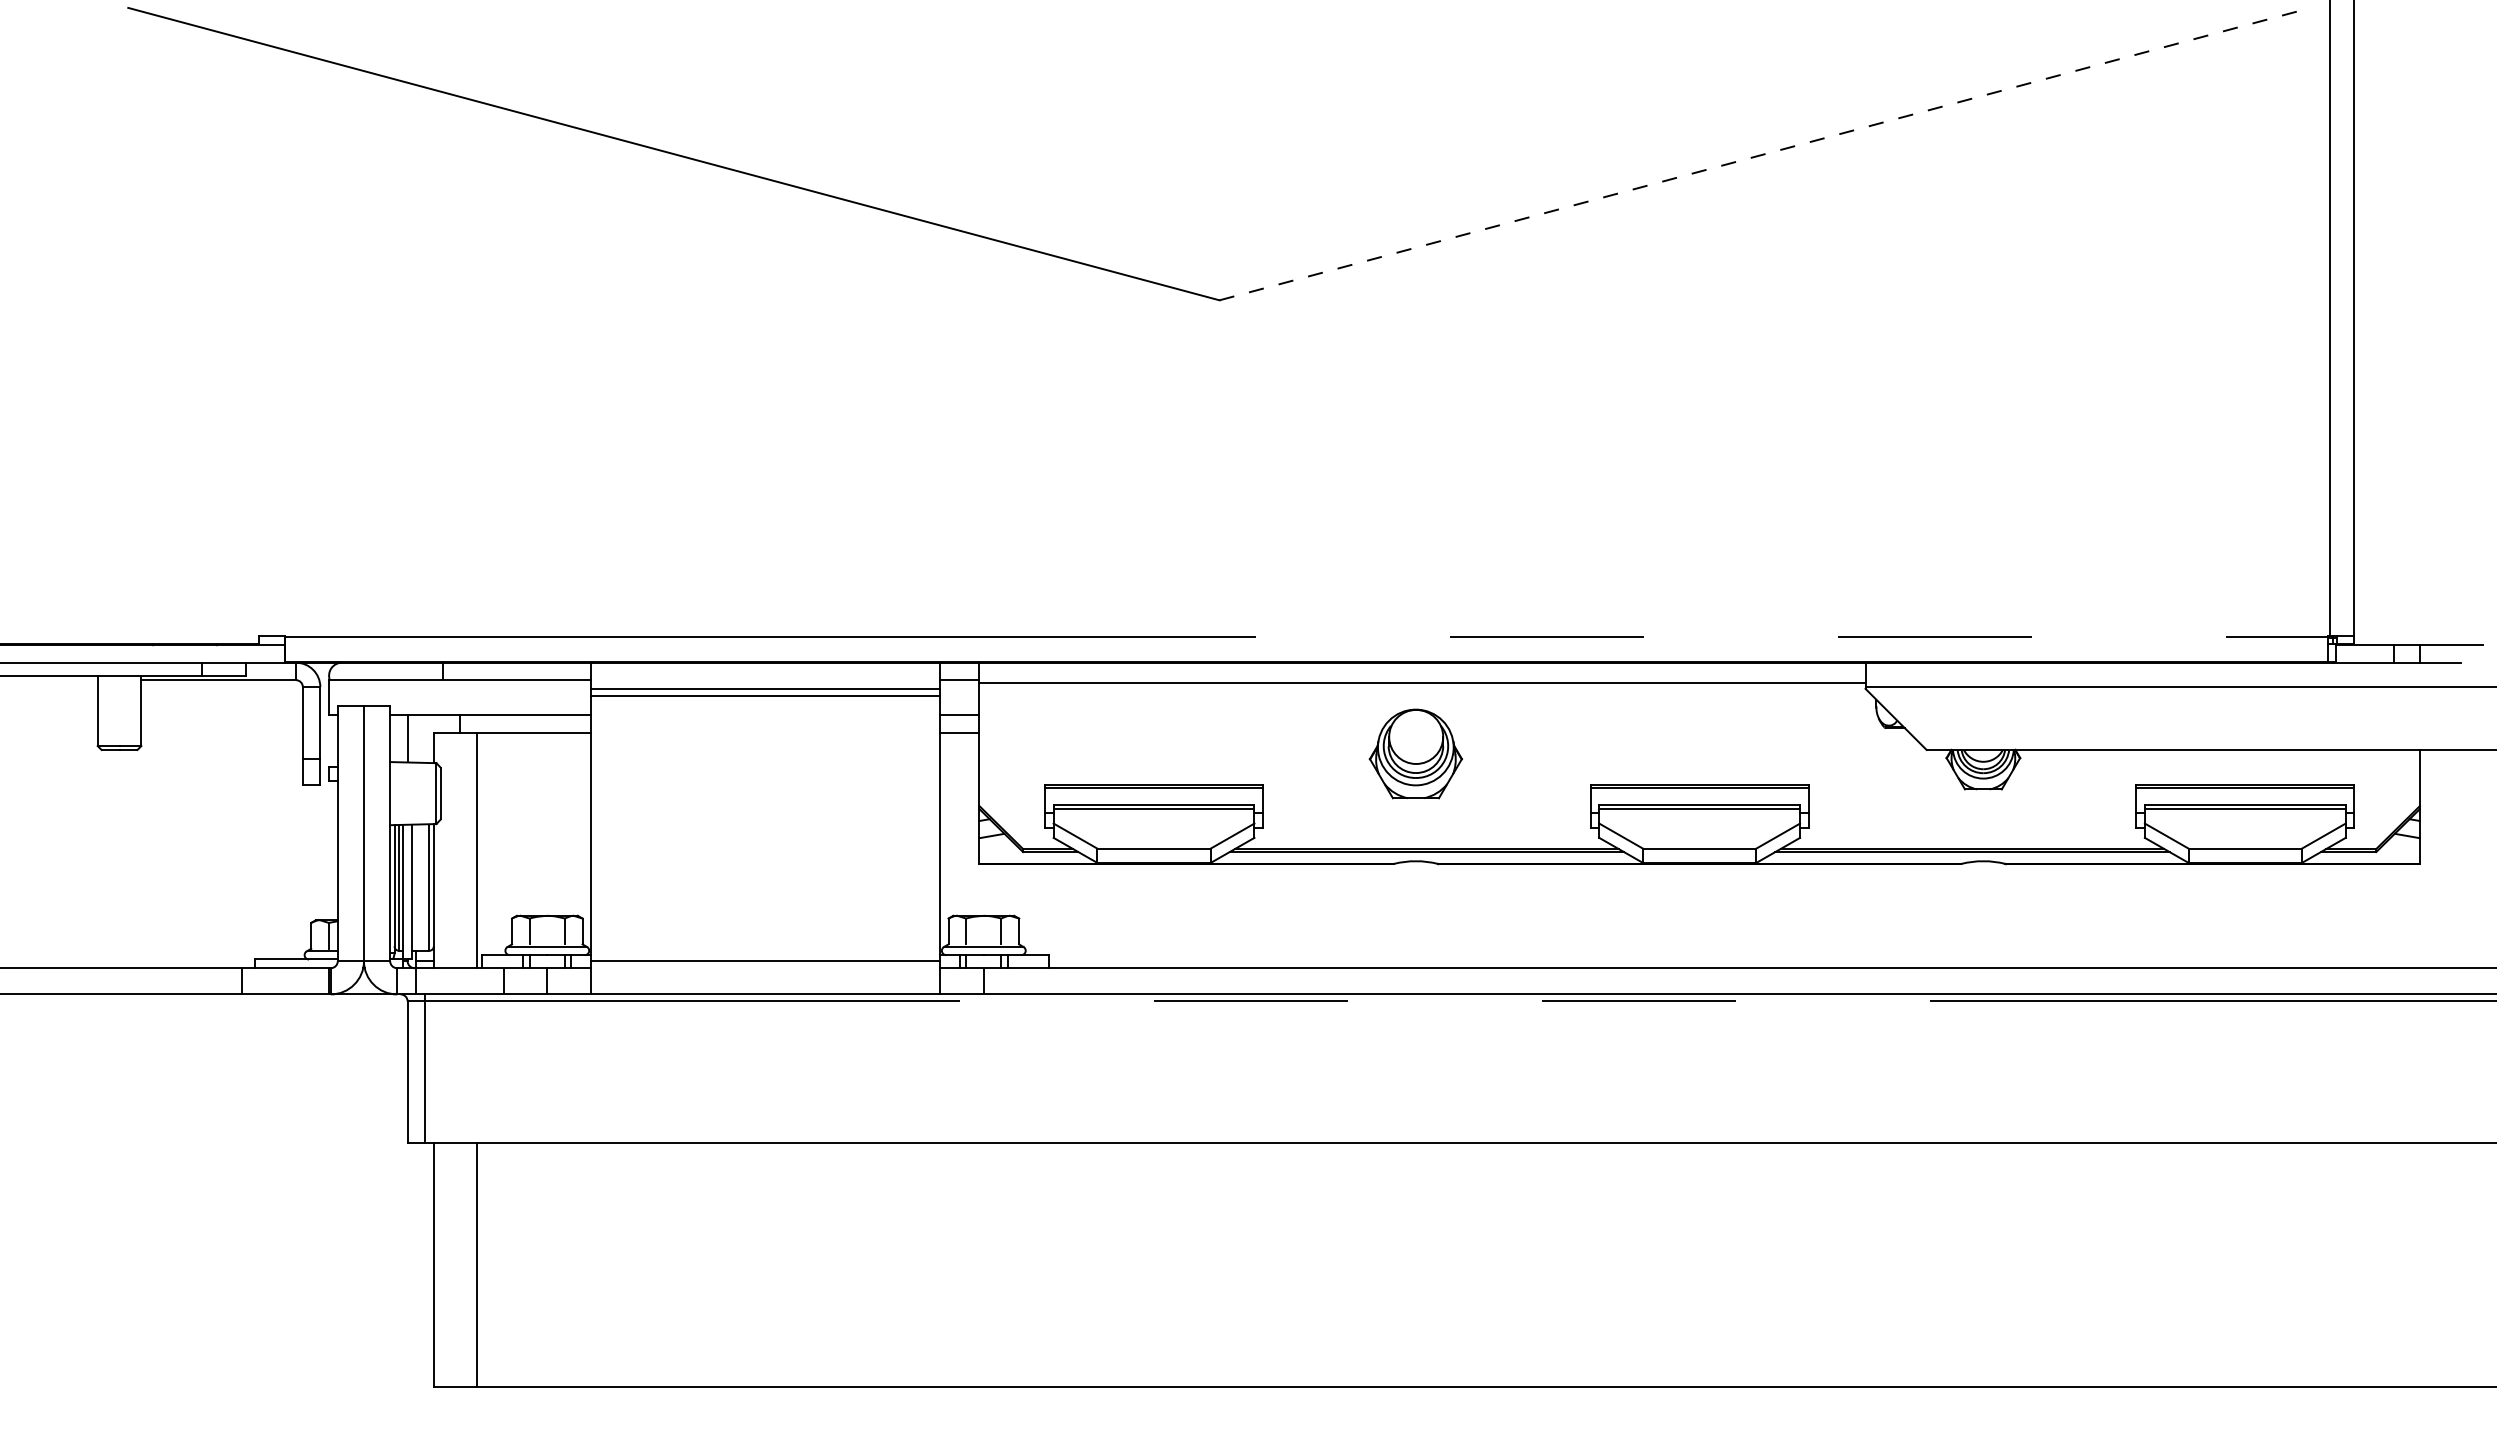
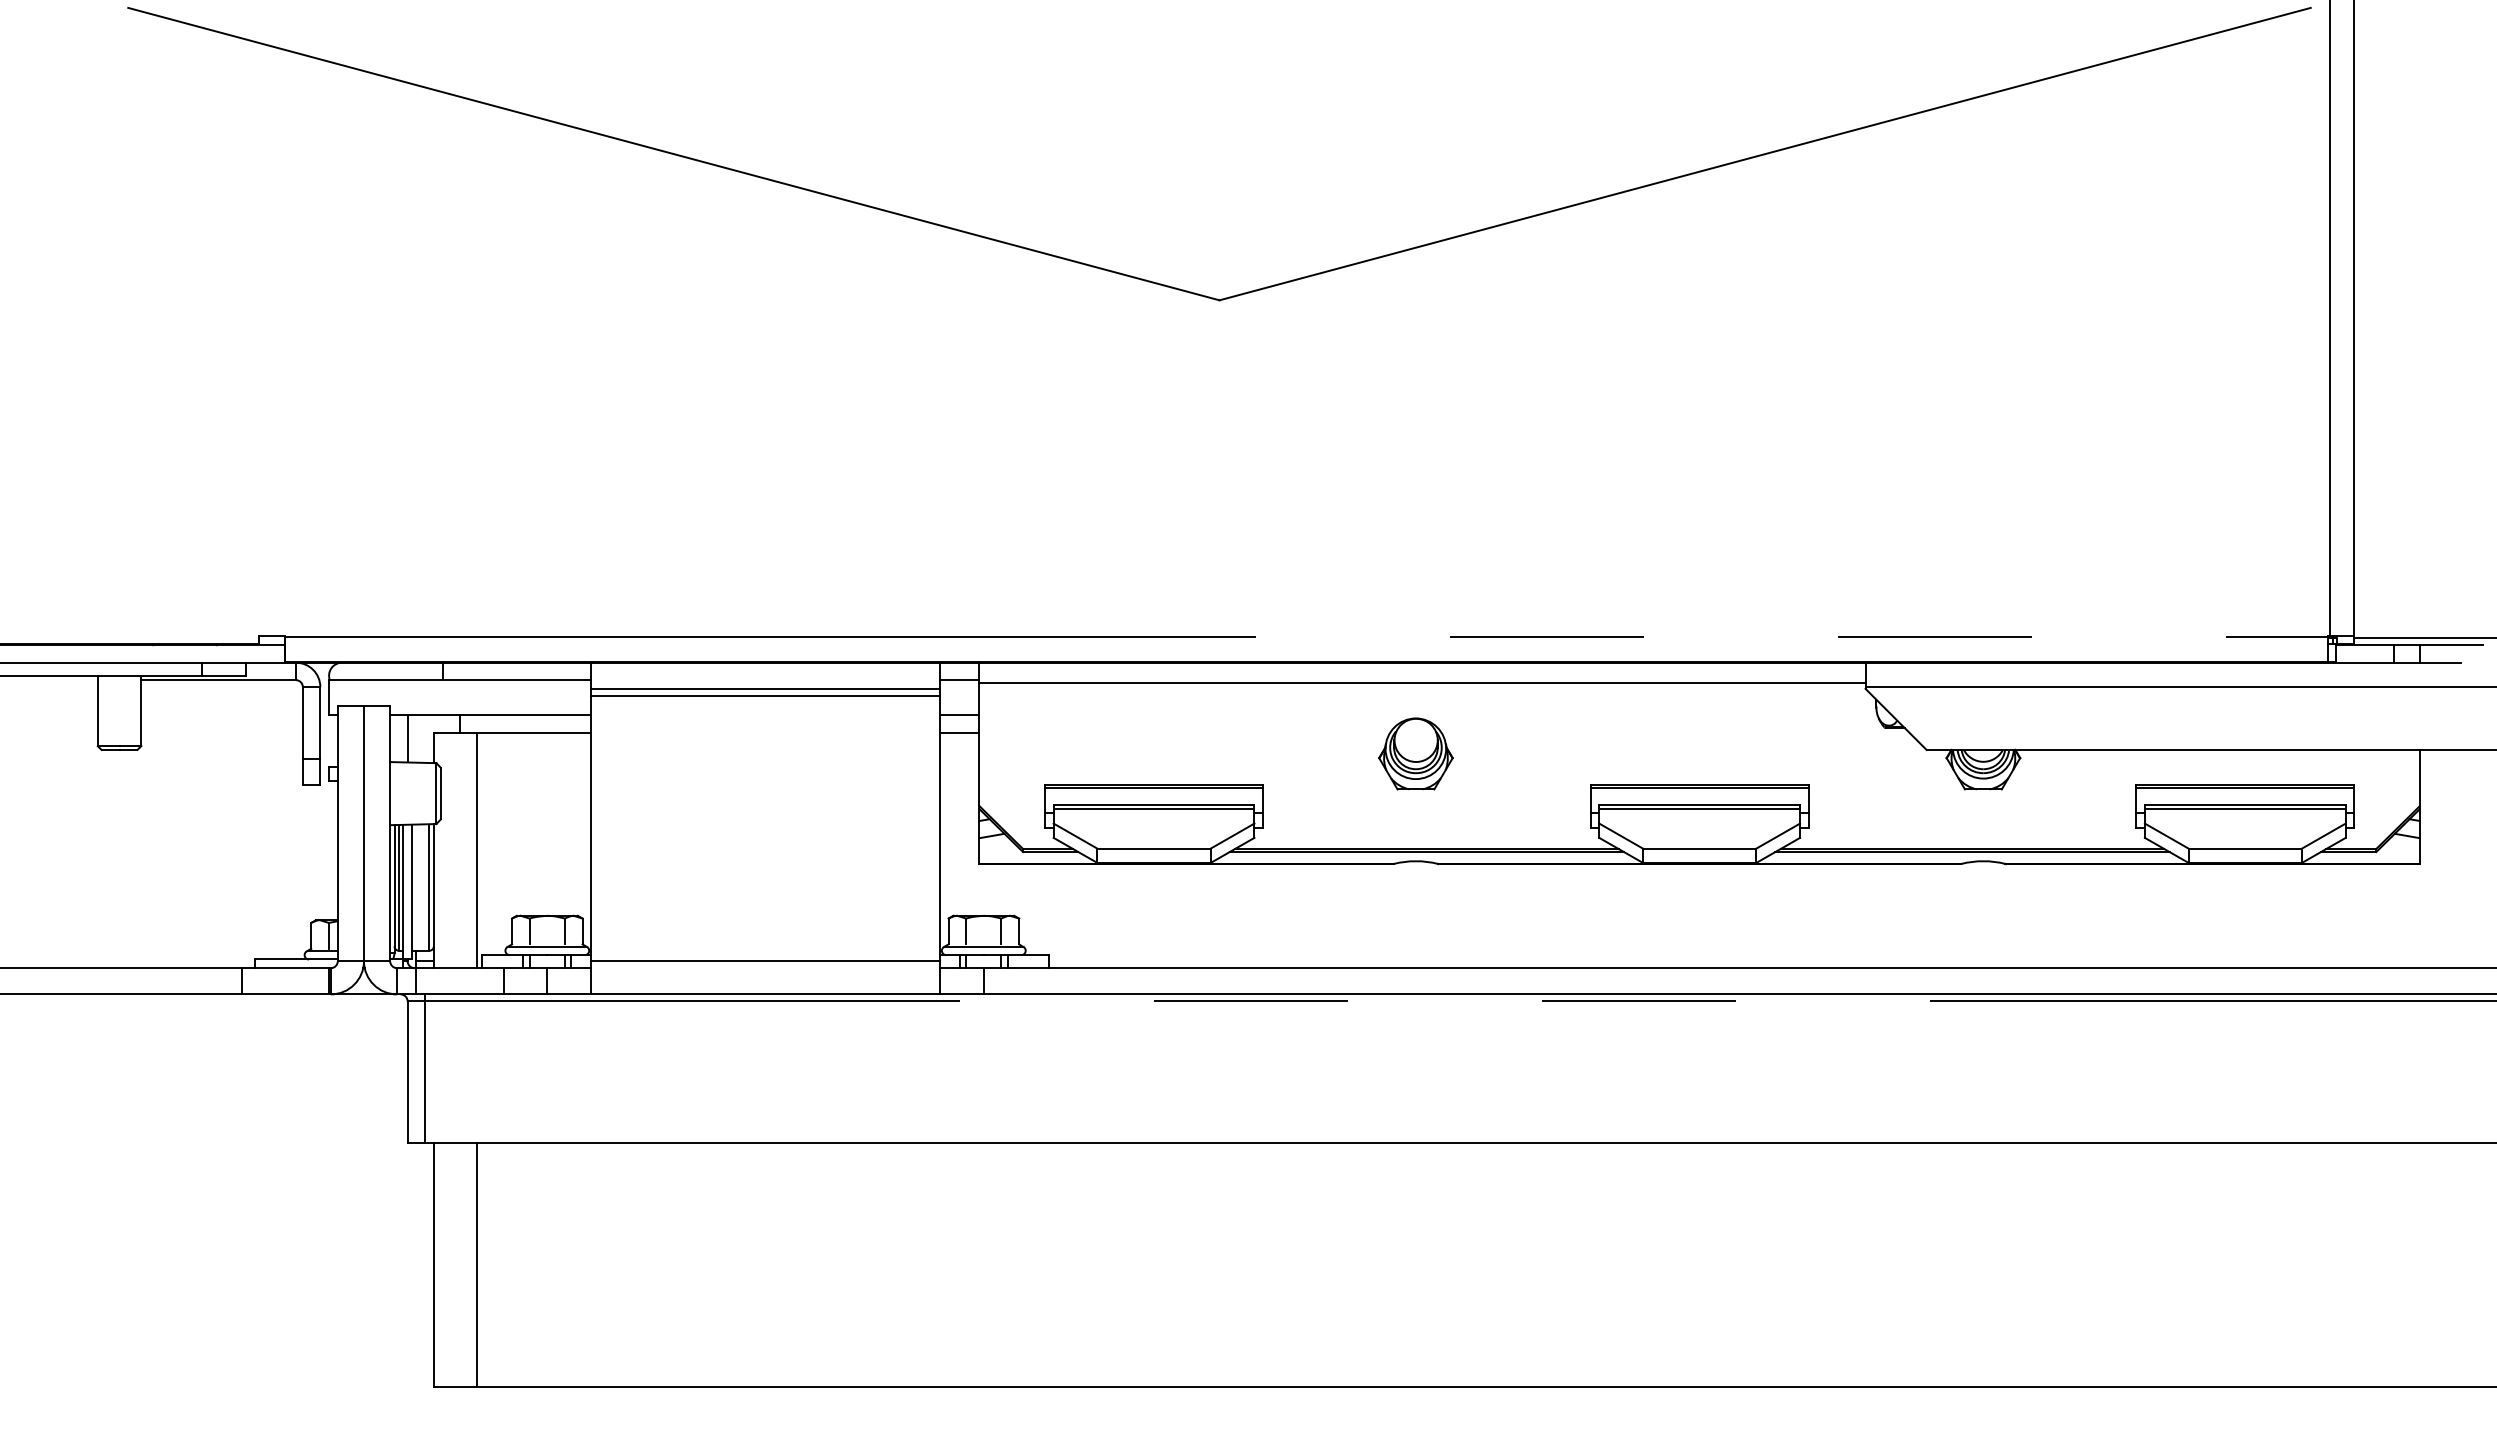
line: dashed -> solid (1765, 154)
line: none -> present (2423, 638)
part size: 95x92 px -> 76x74 px (1415, 753)
